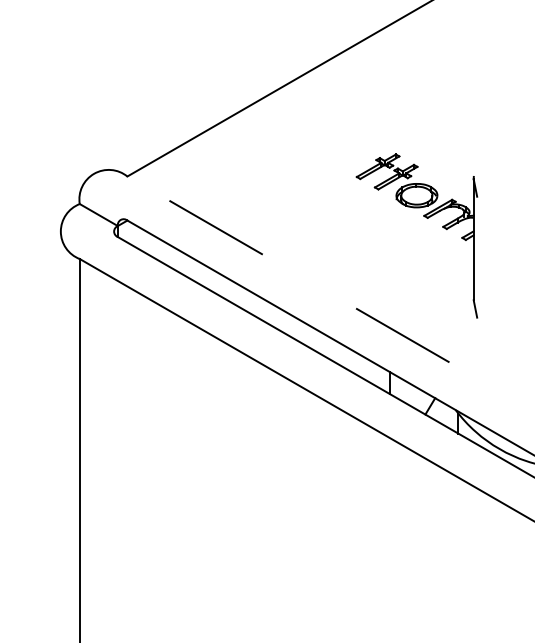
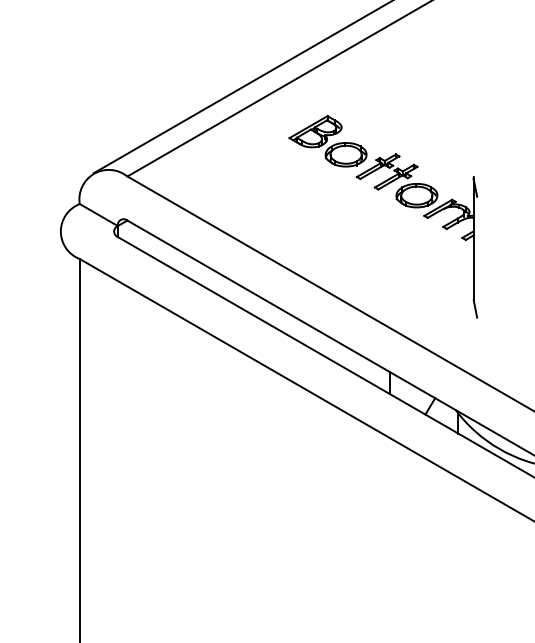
line: none -> present (241, 87)
part: none -> present (327, 141)
line: dashed -> solid (330, 293)
